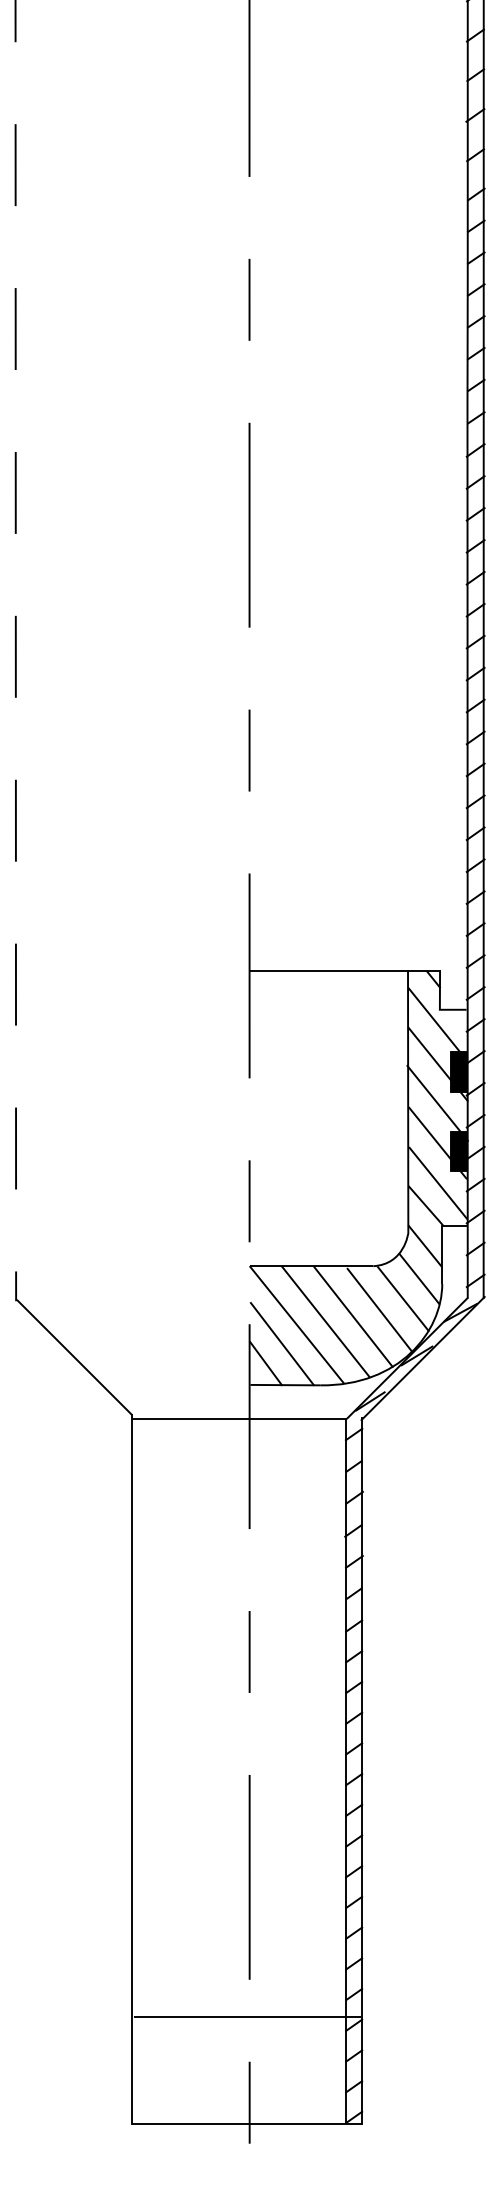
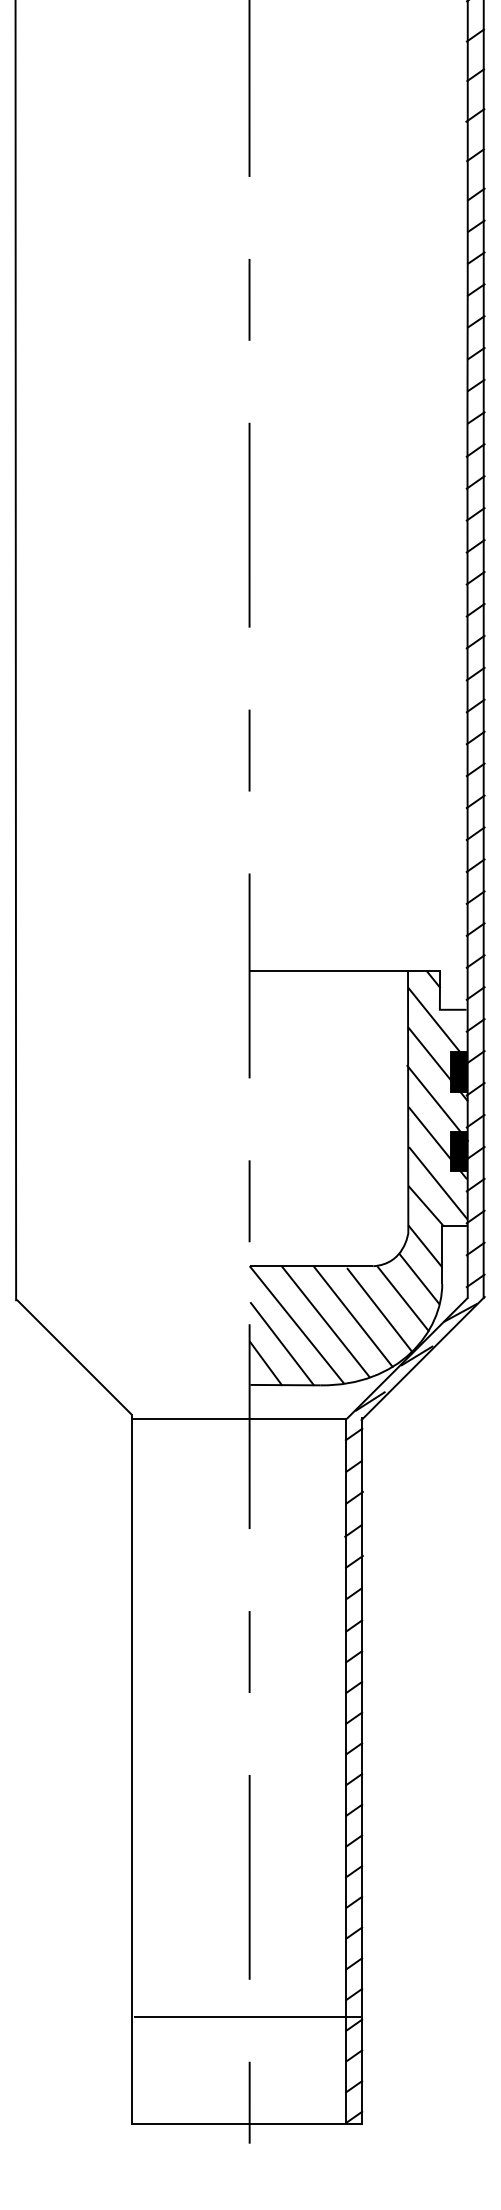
line: dashed -> solid (15, 651)
